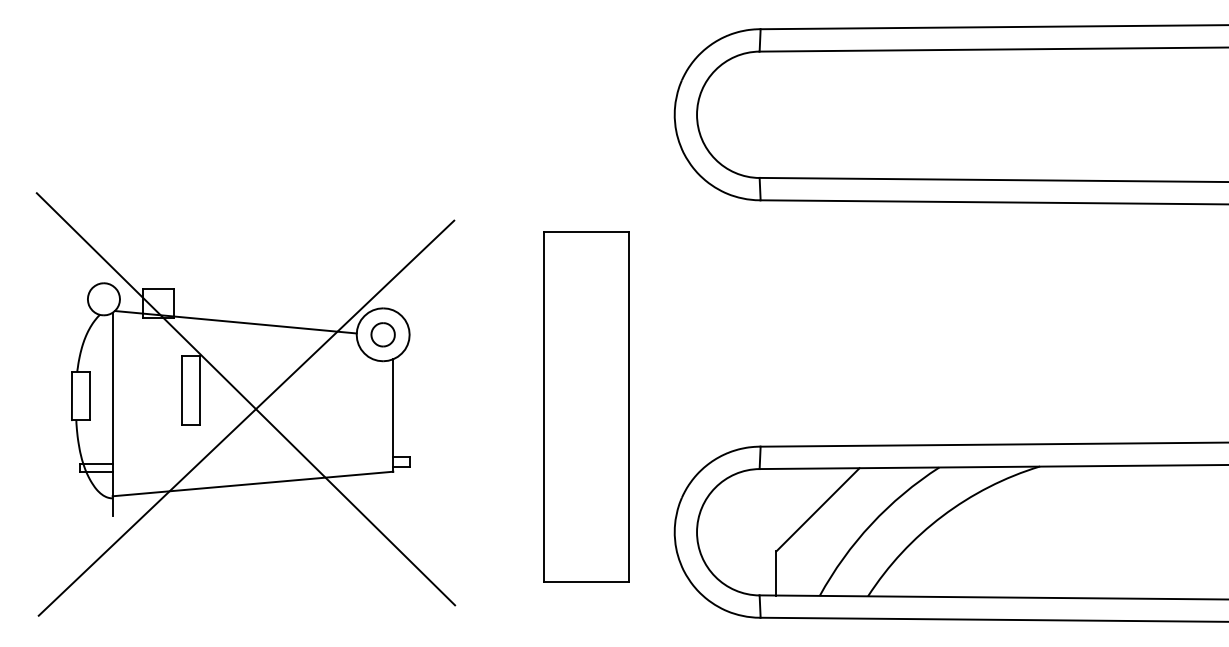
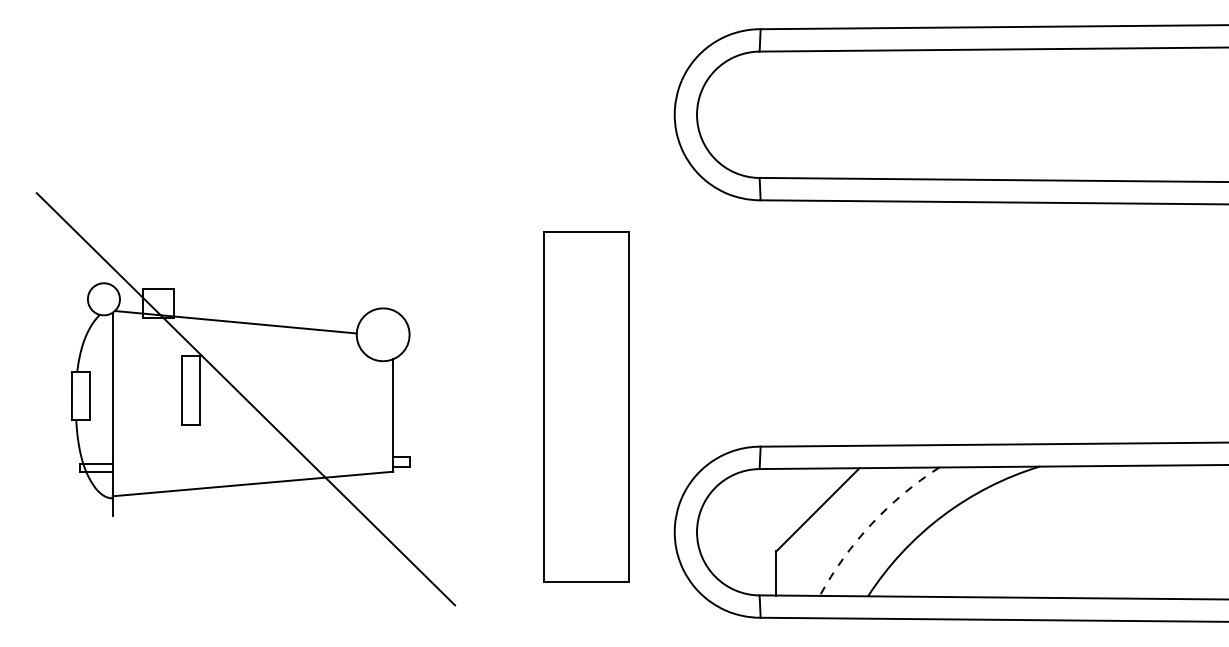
part: present -> none (382, 334)
line: present -> none (246, 417)
arc: solid -> dashed (871, 524)
